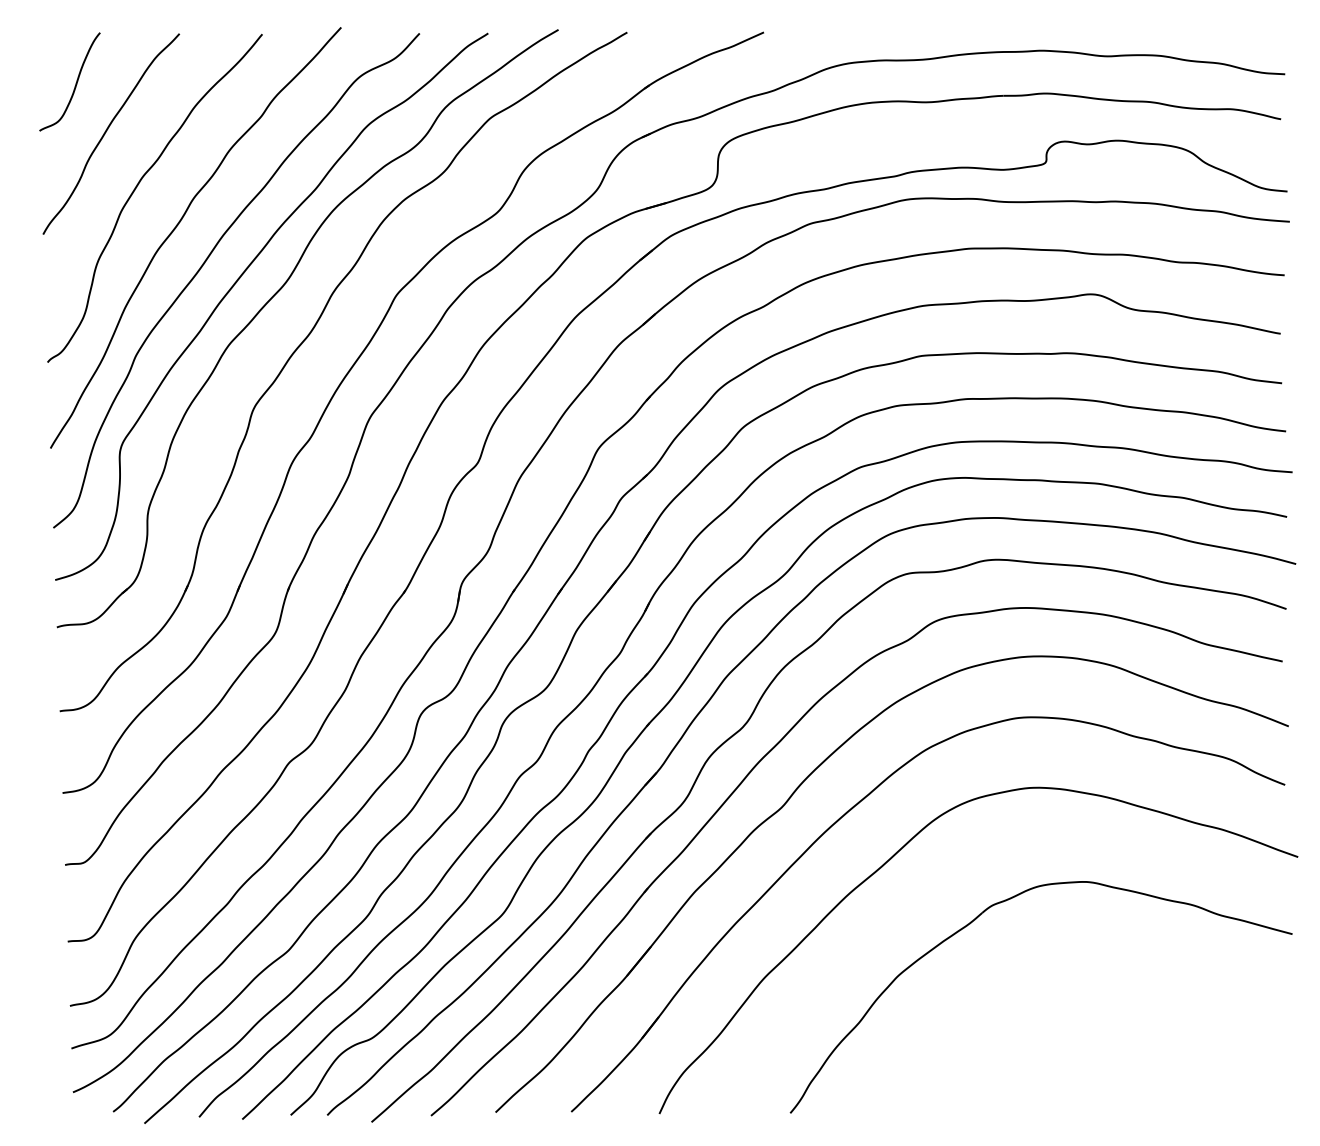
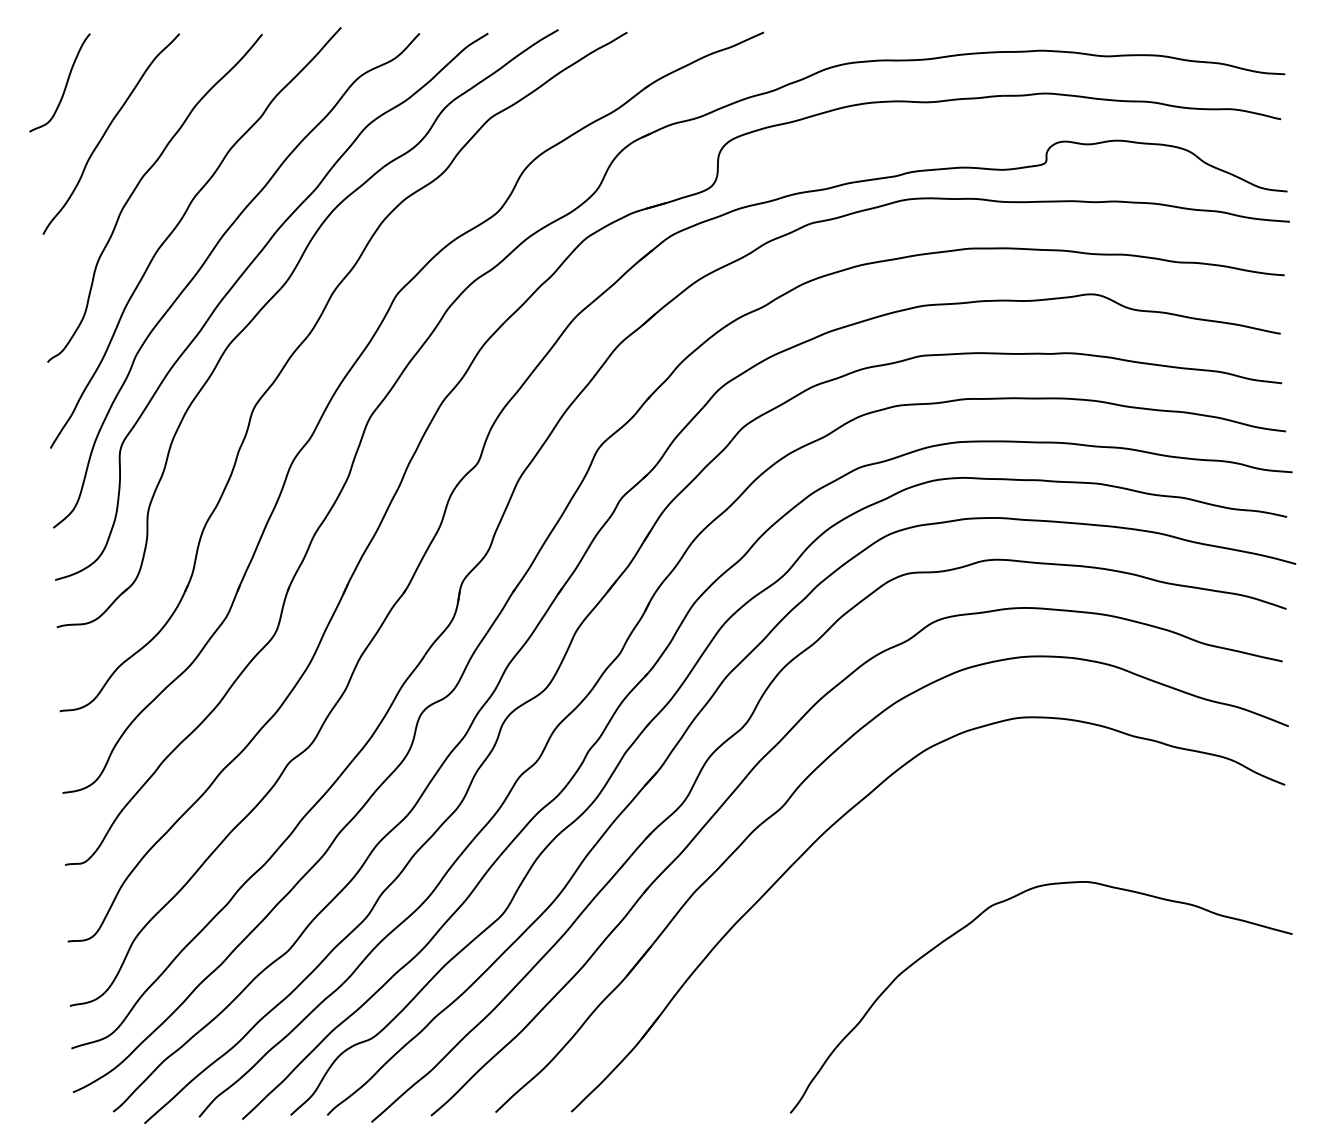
curve position: (75, 83) -> (65, 84) (65, 84)
curve: present -> none (890, 860)
